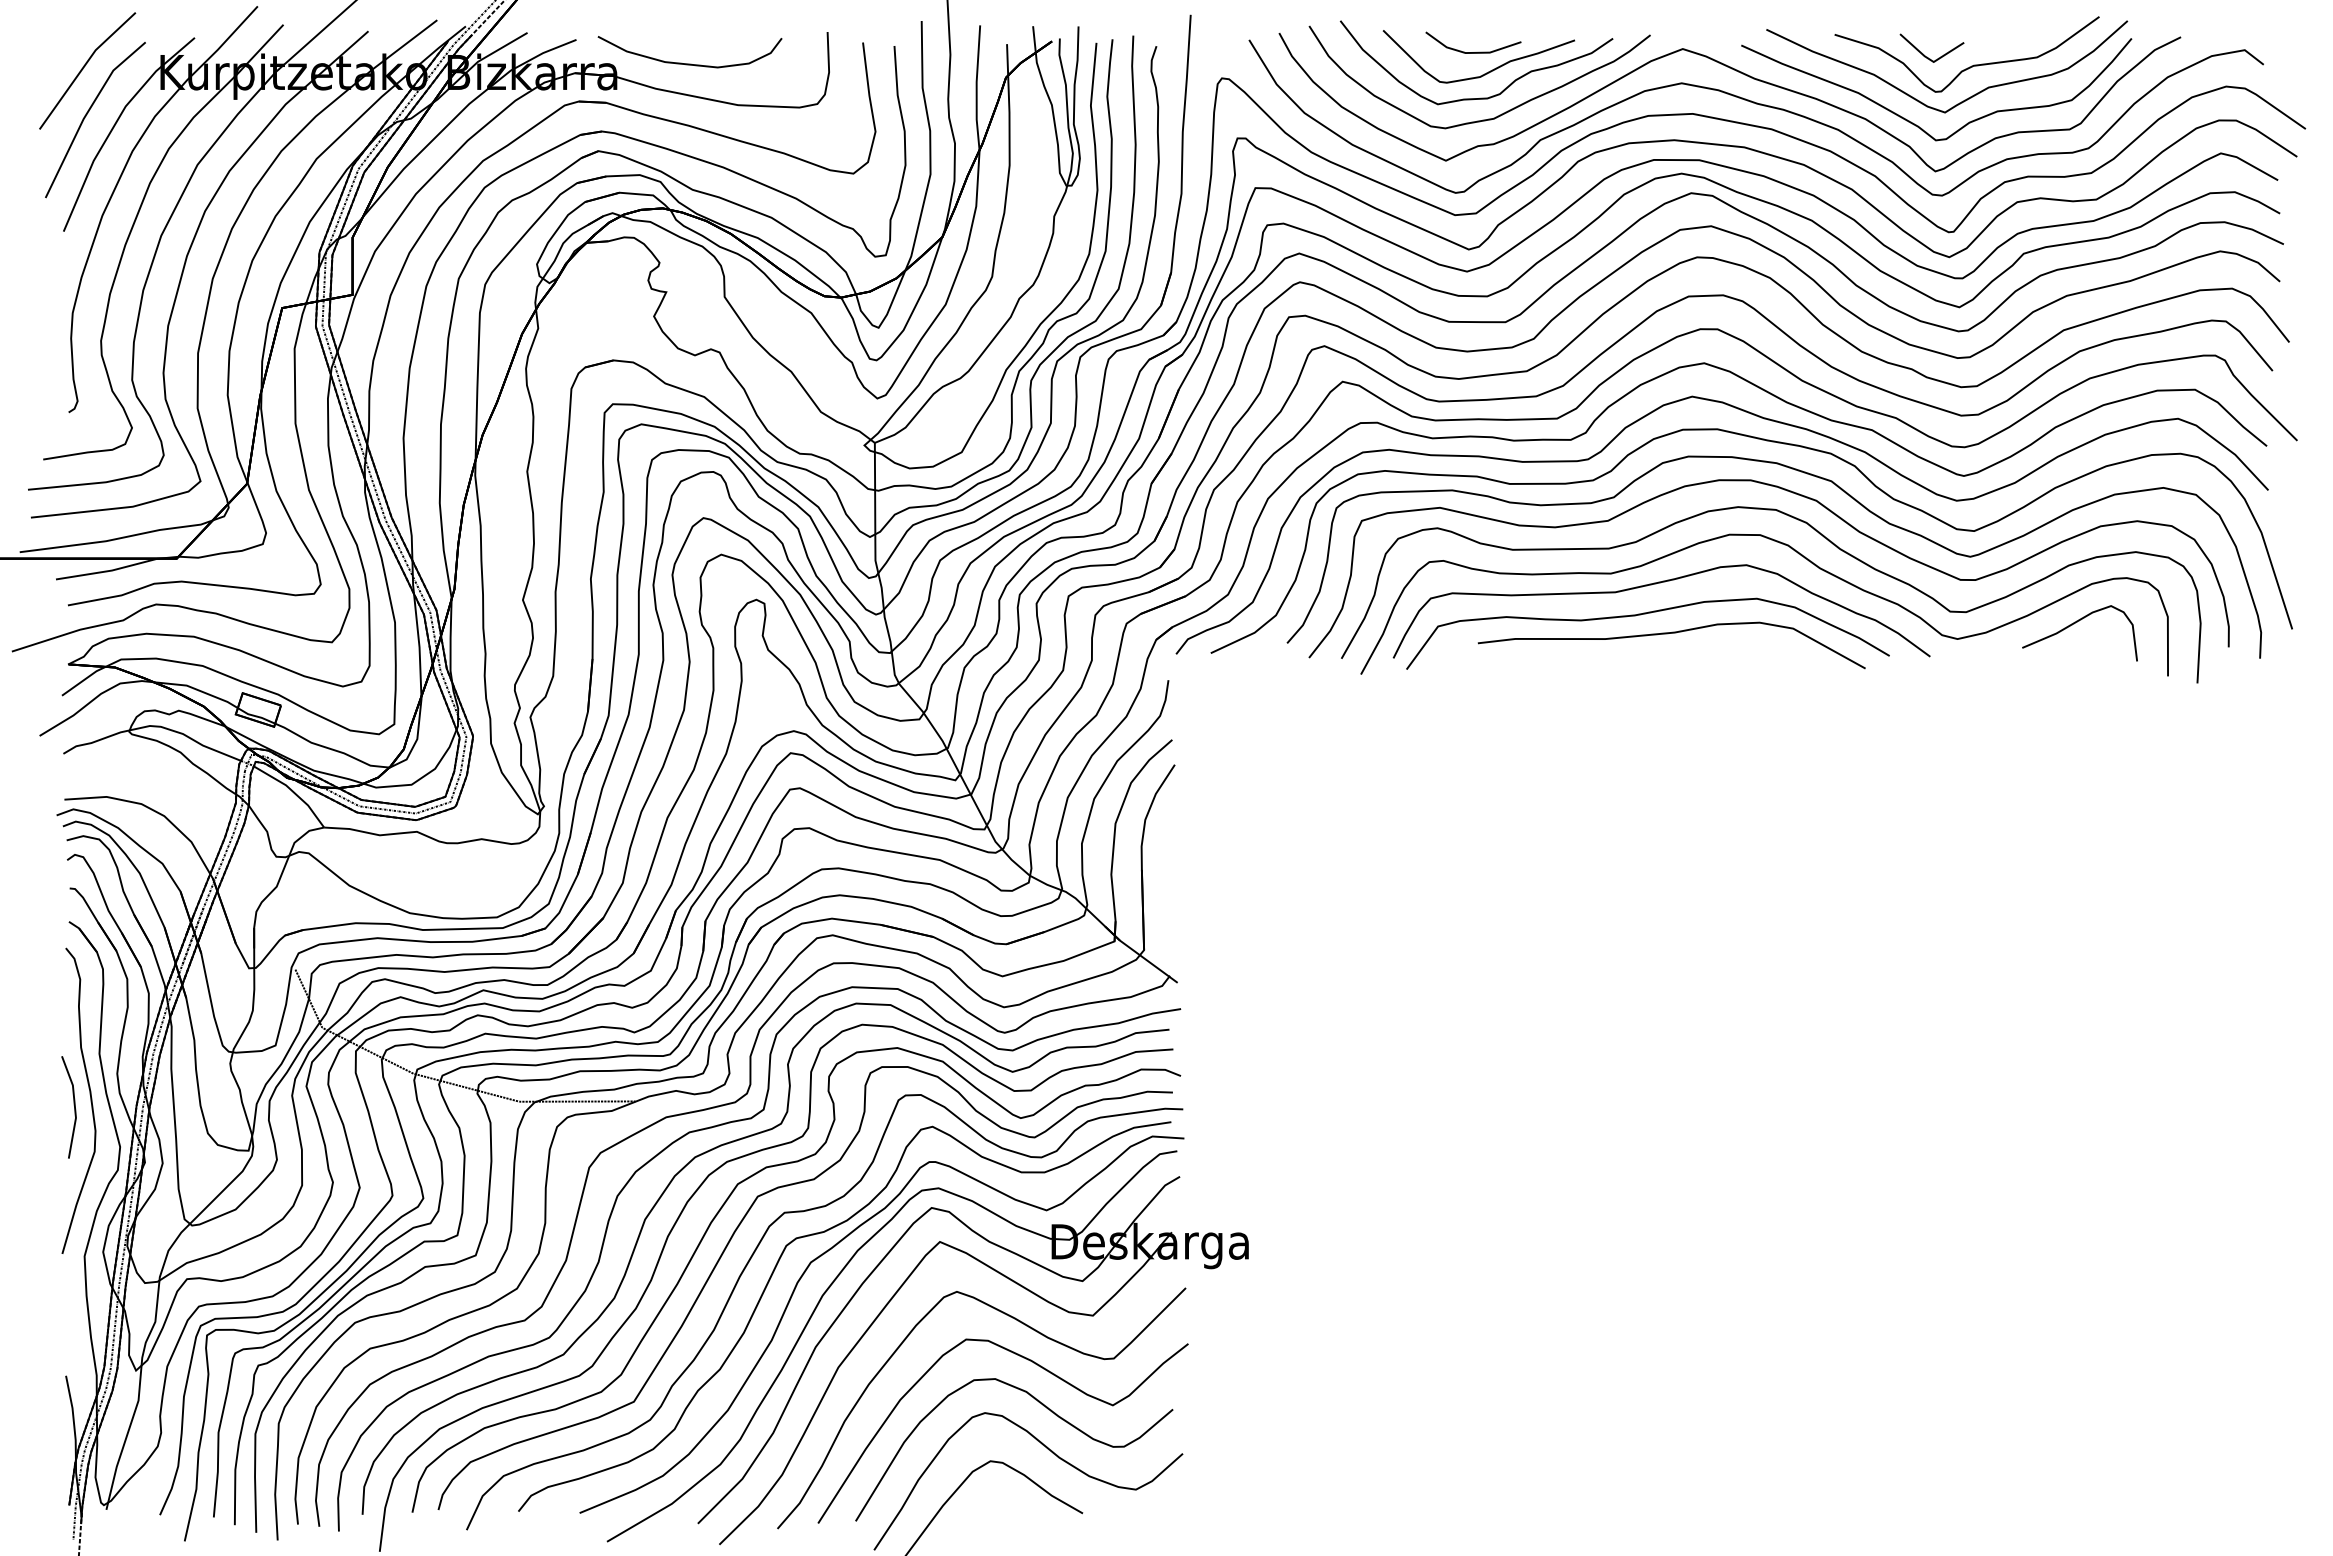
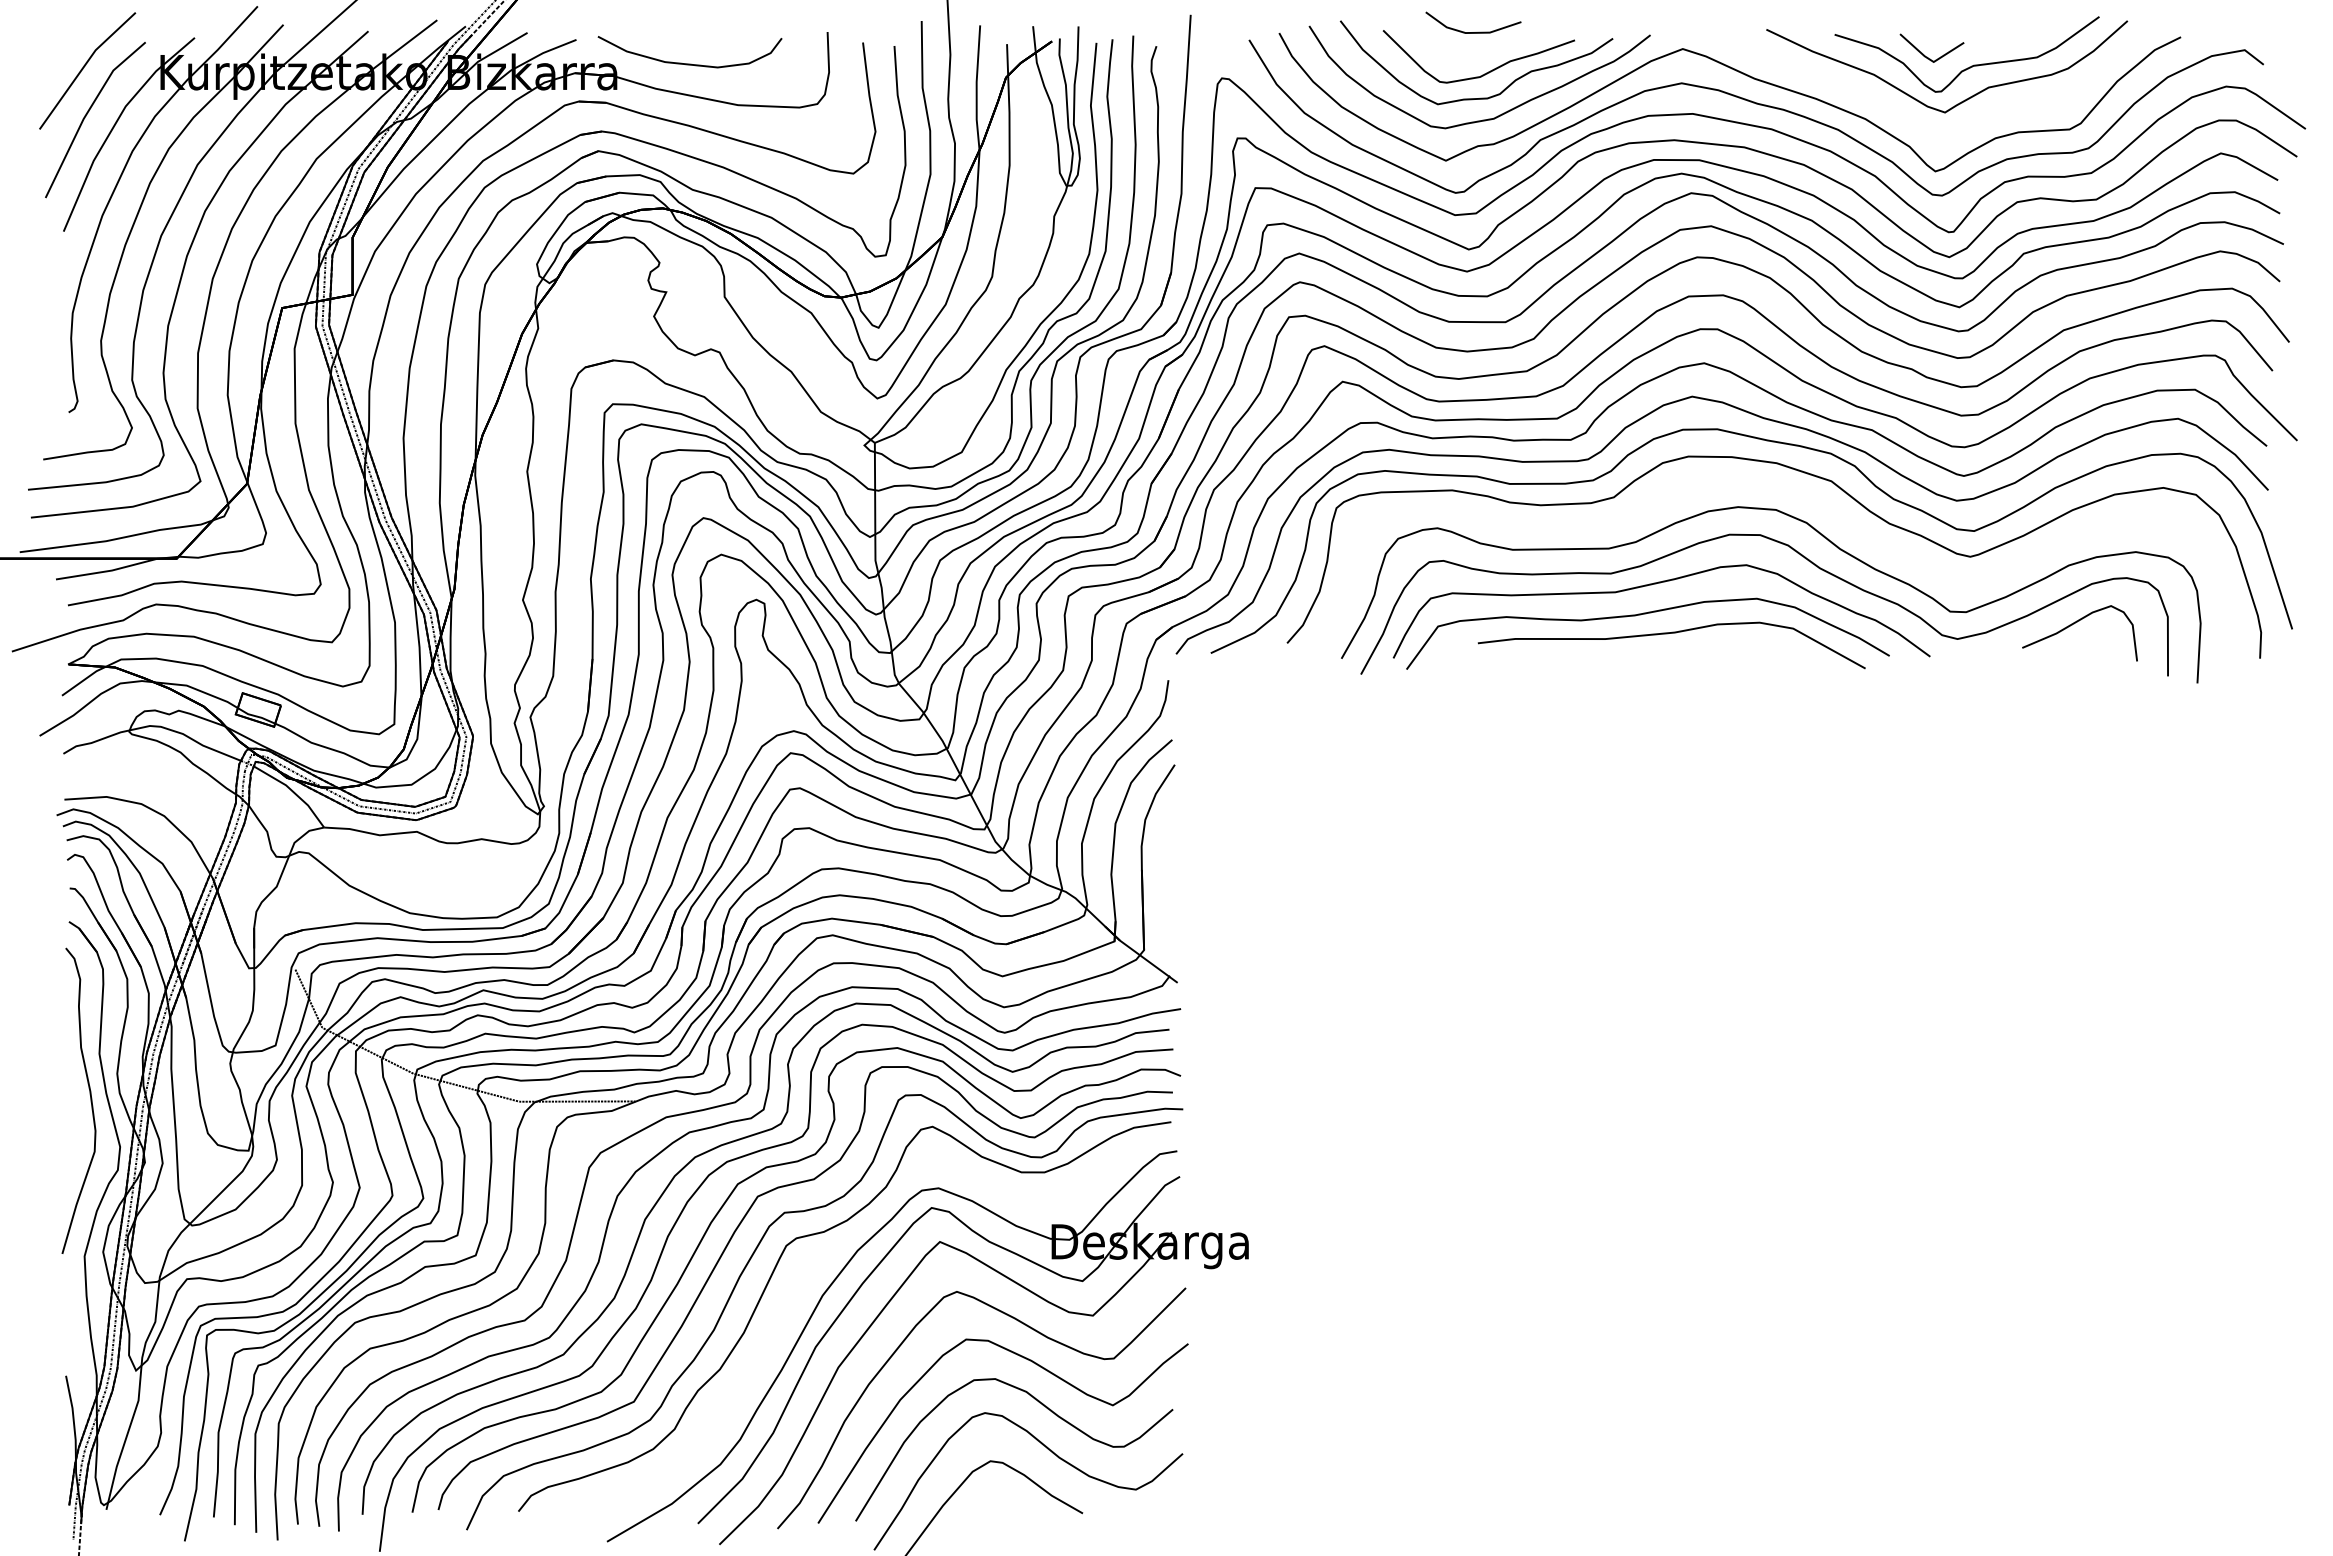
line position: (1473, 52) -> (1473, 32) (1473, 32)
curve: present -> none (1918, 125)
curve: present -> none (1792, 493)
line: present -> none (73, 1105)
curve: present -> none (830, 1250)
